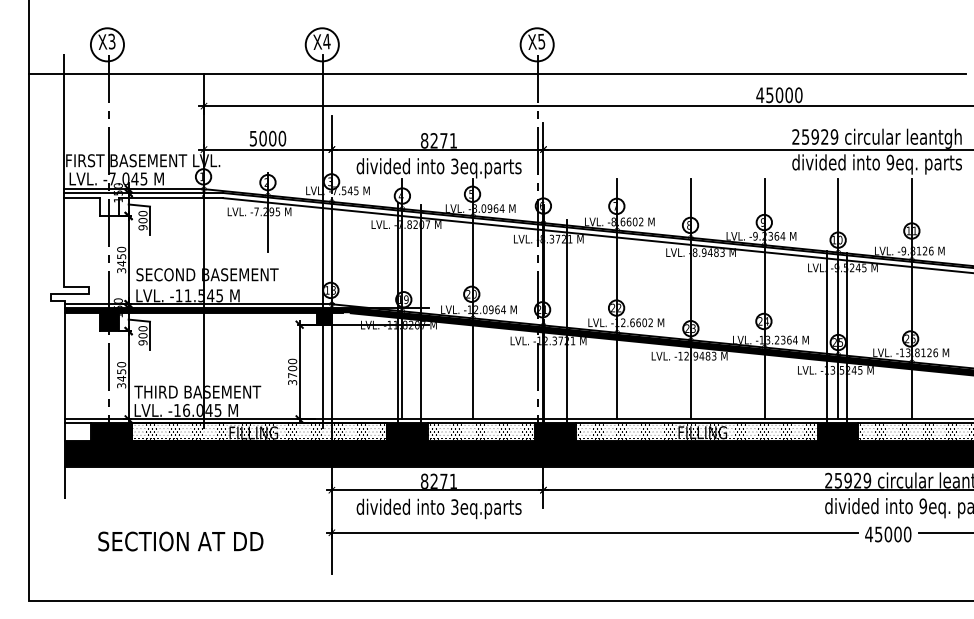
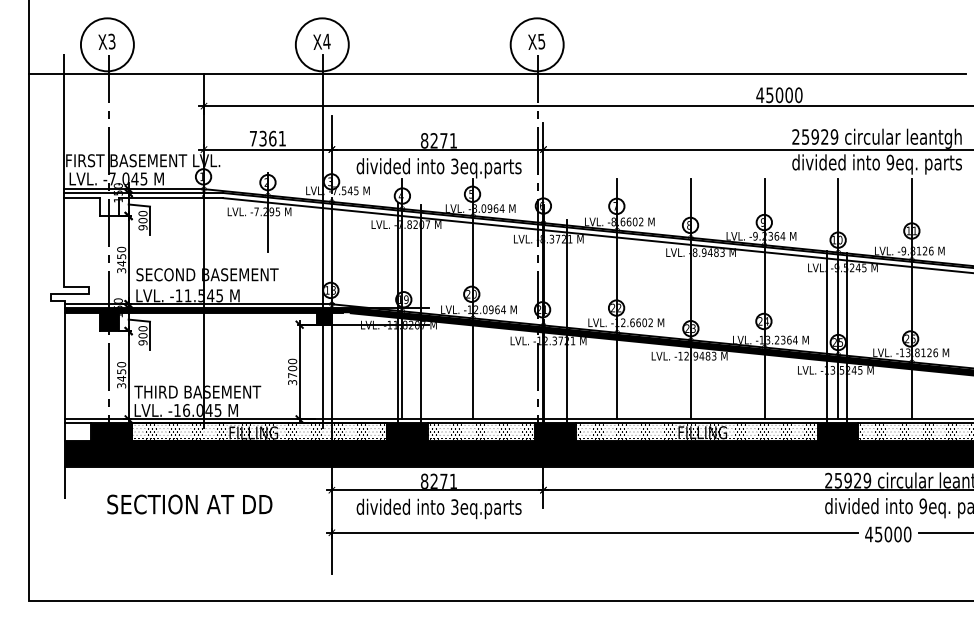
circle diameter: 33 px -> 53 px (106, 44)
circle diameter: 33 px -> 53 px (321, 44)
circle diameter: 33 px -> 53 px (536, 44)
text: 5000 -> 7361 (267, 138)
text position: (180, 541) -> (189, 504) (189, 504)
